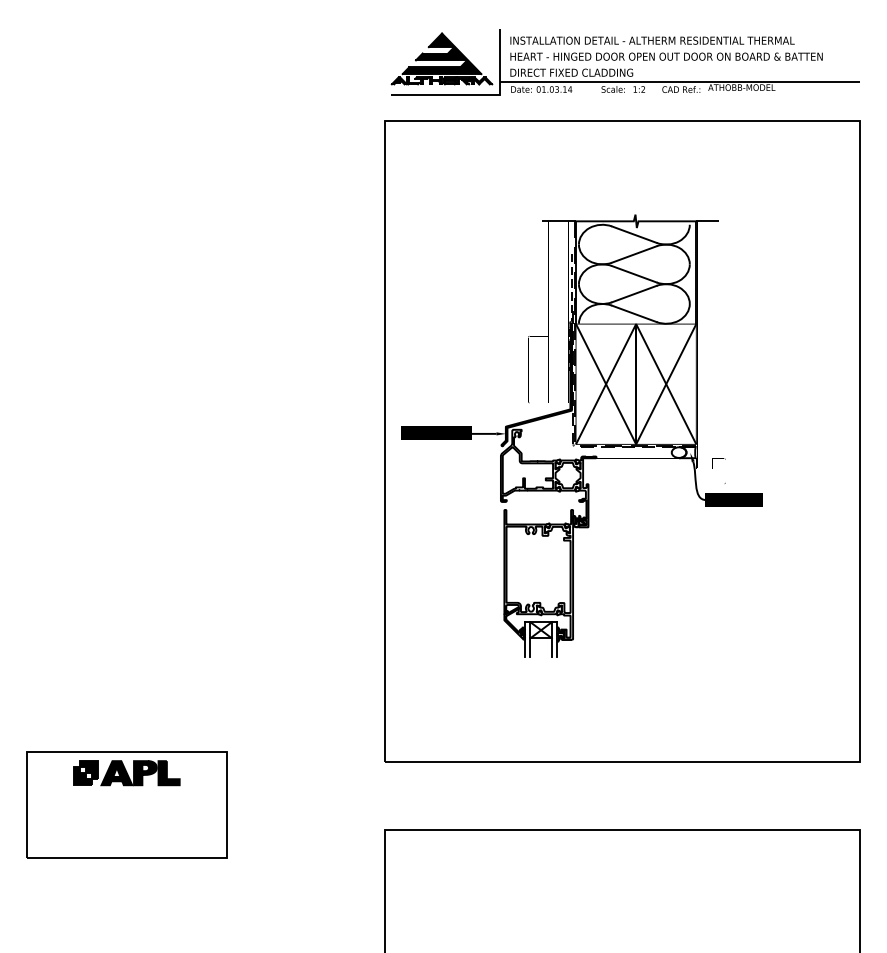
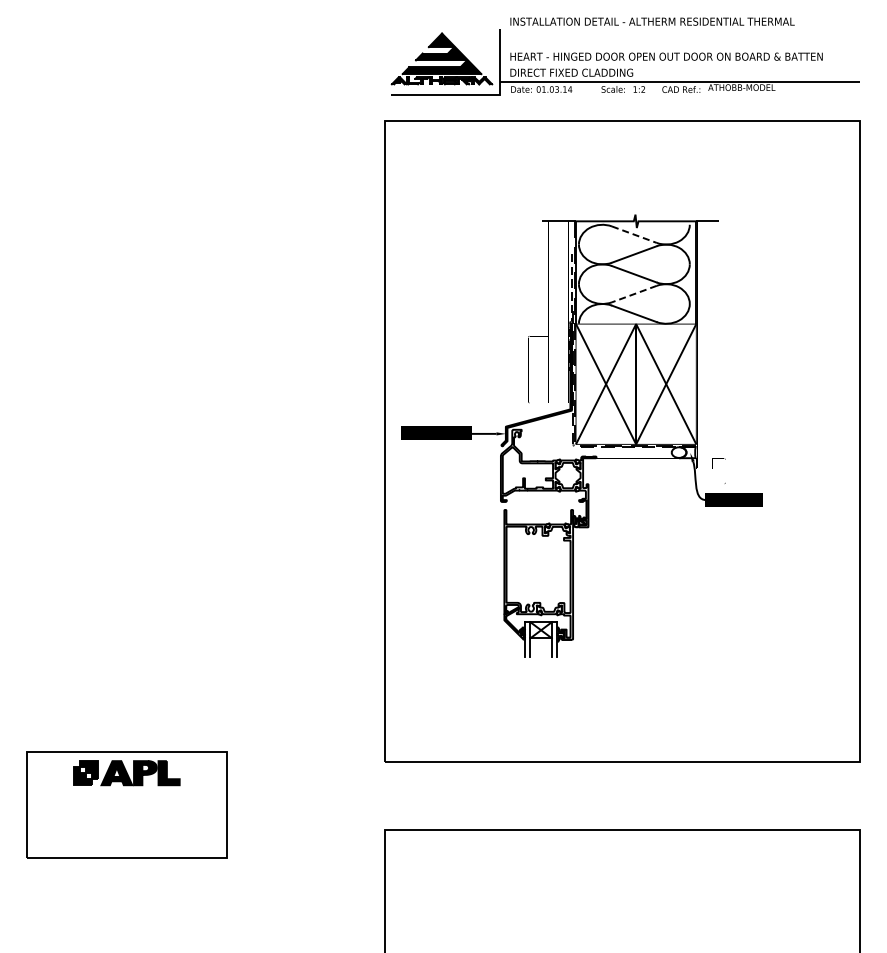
text position: (652, 40) -> (652, 21) (652, 21)
line: solid -> dashed (634, 234)
line: solid -> dashed (634, 294)
